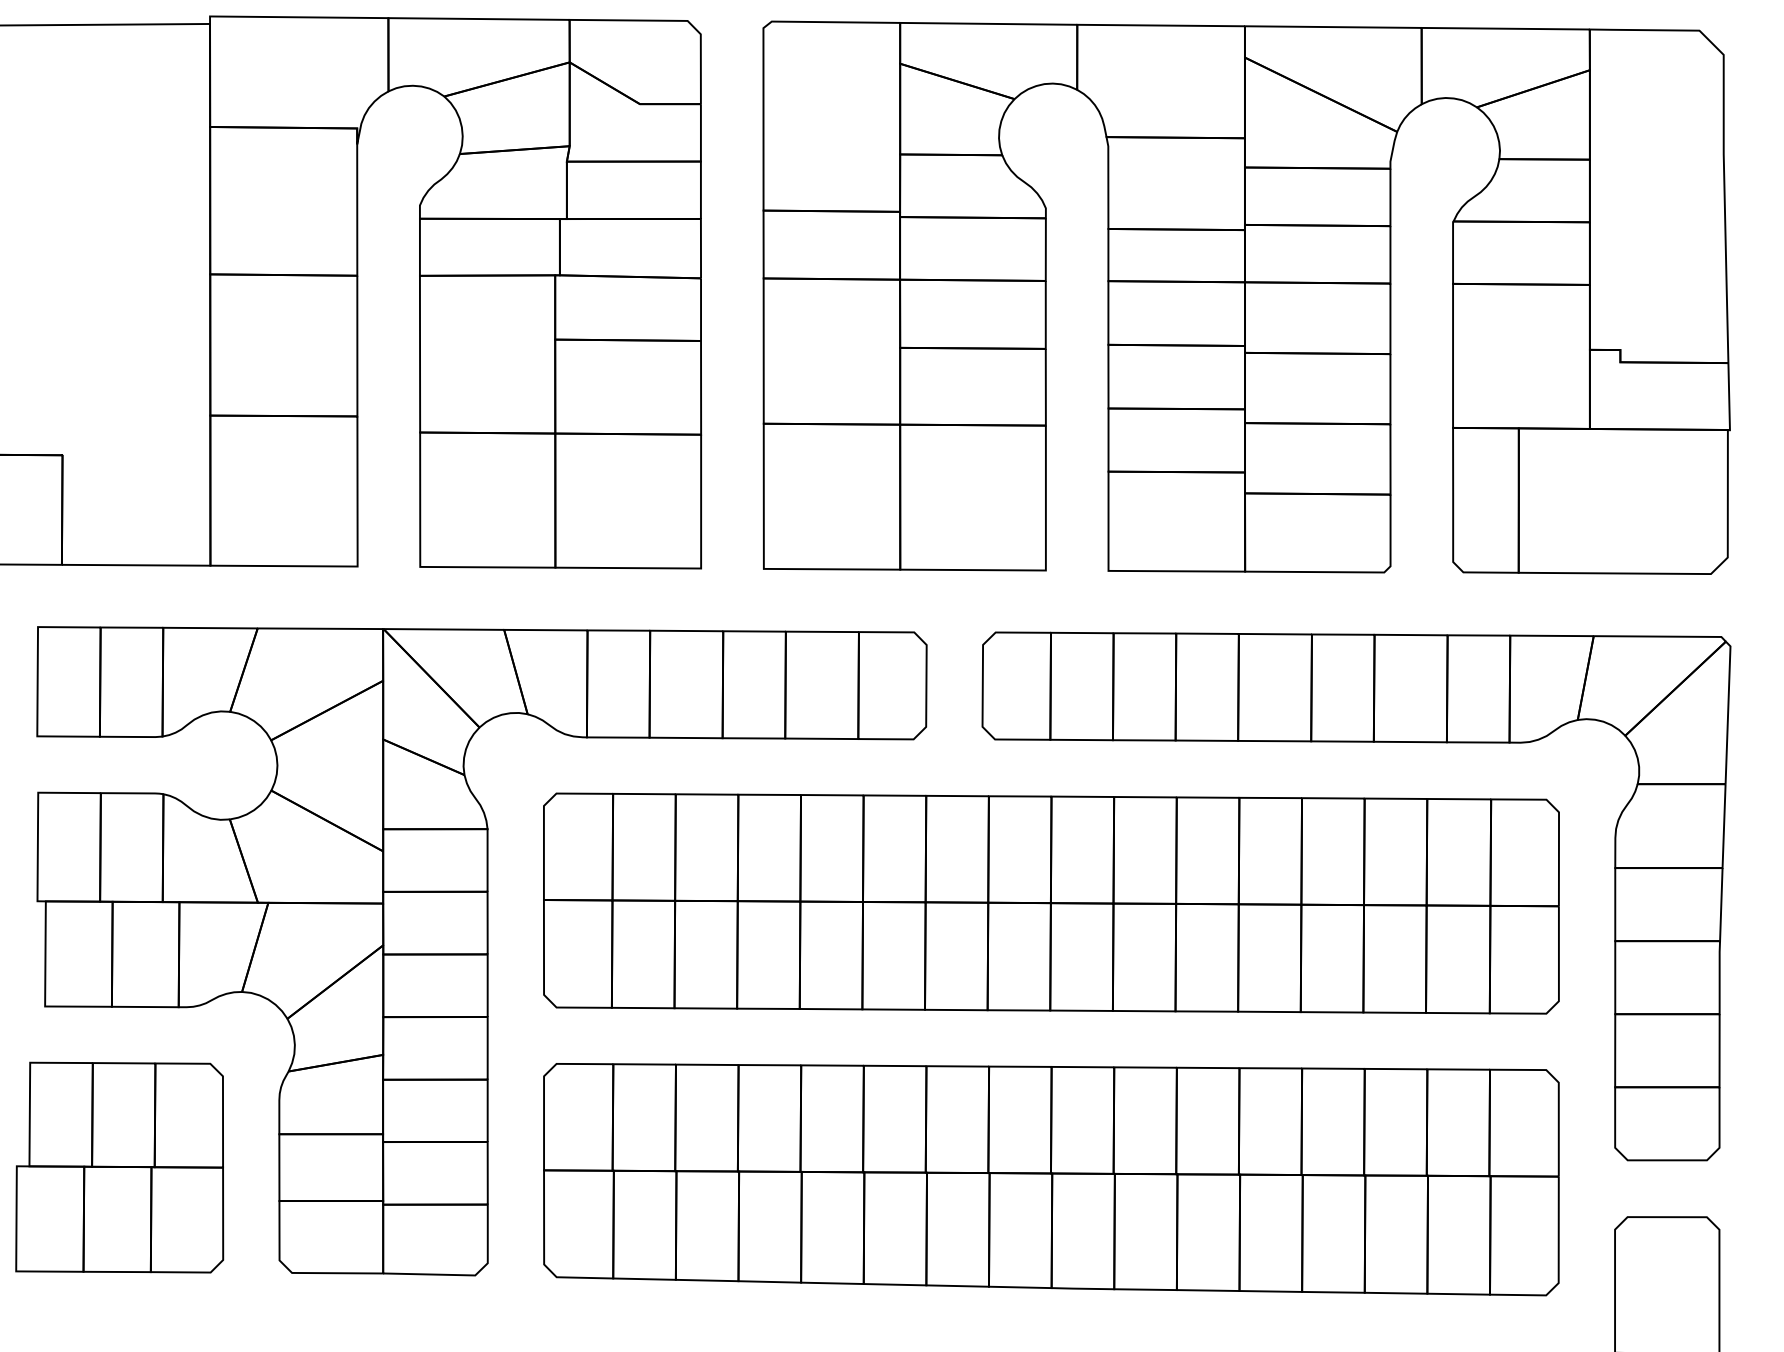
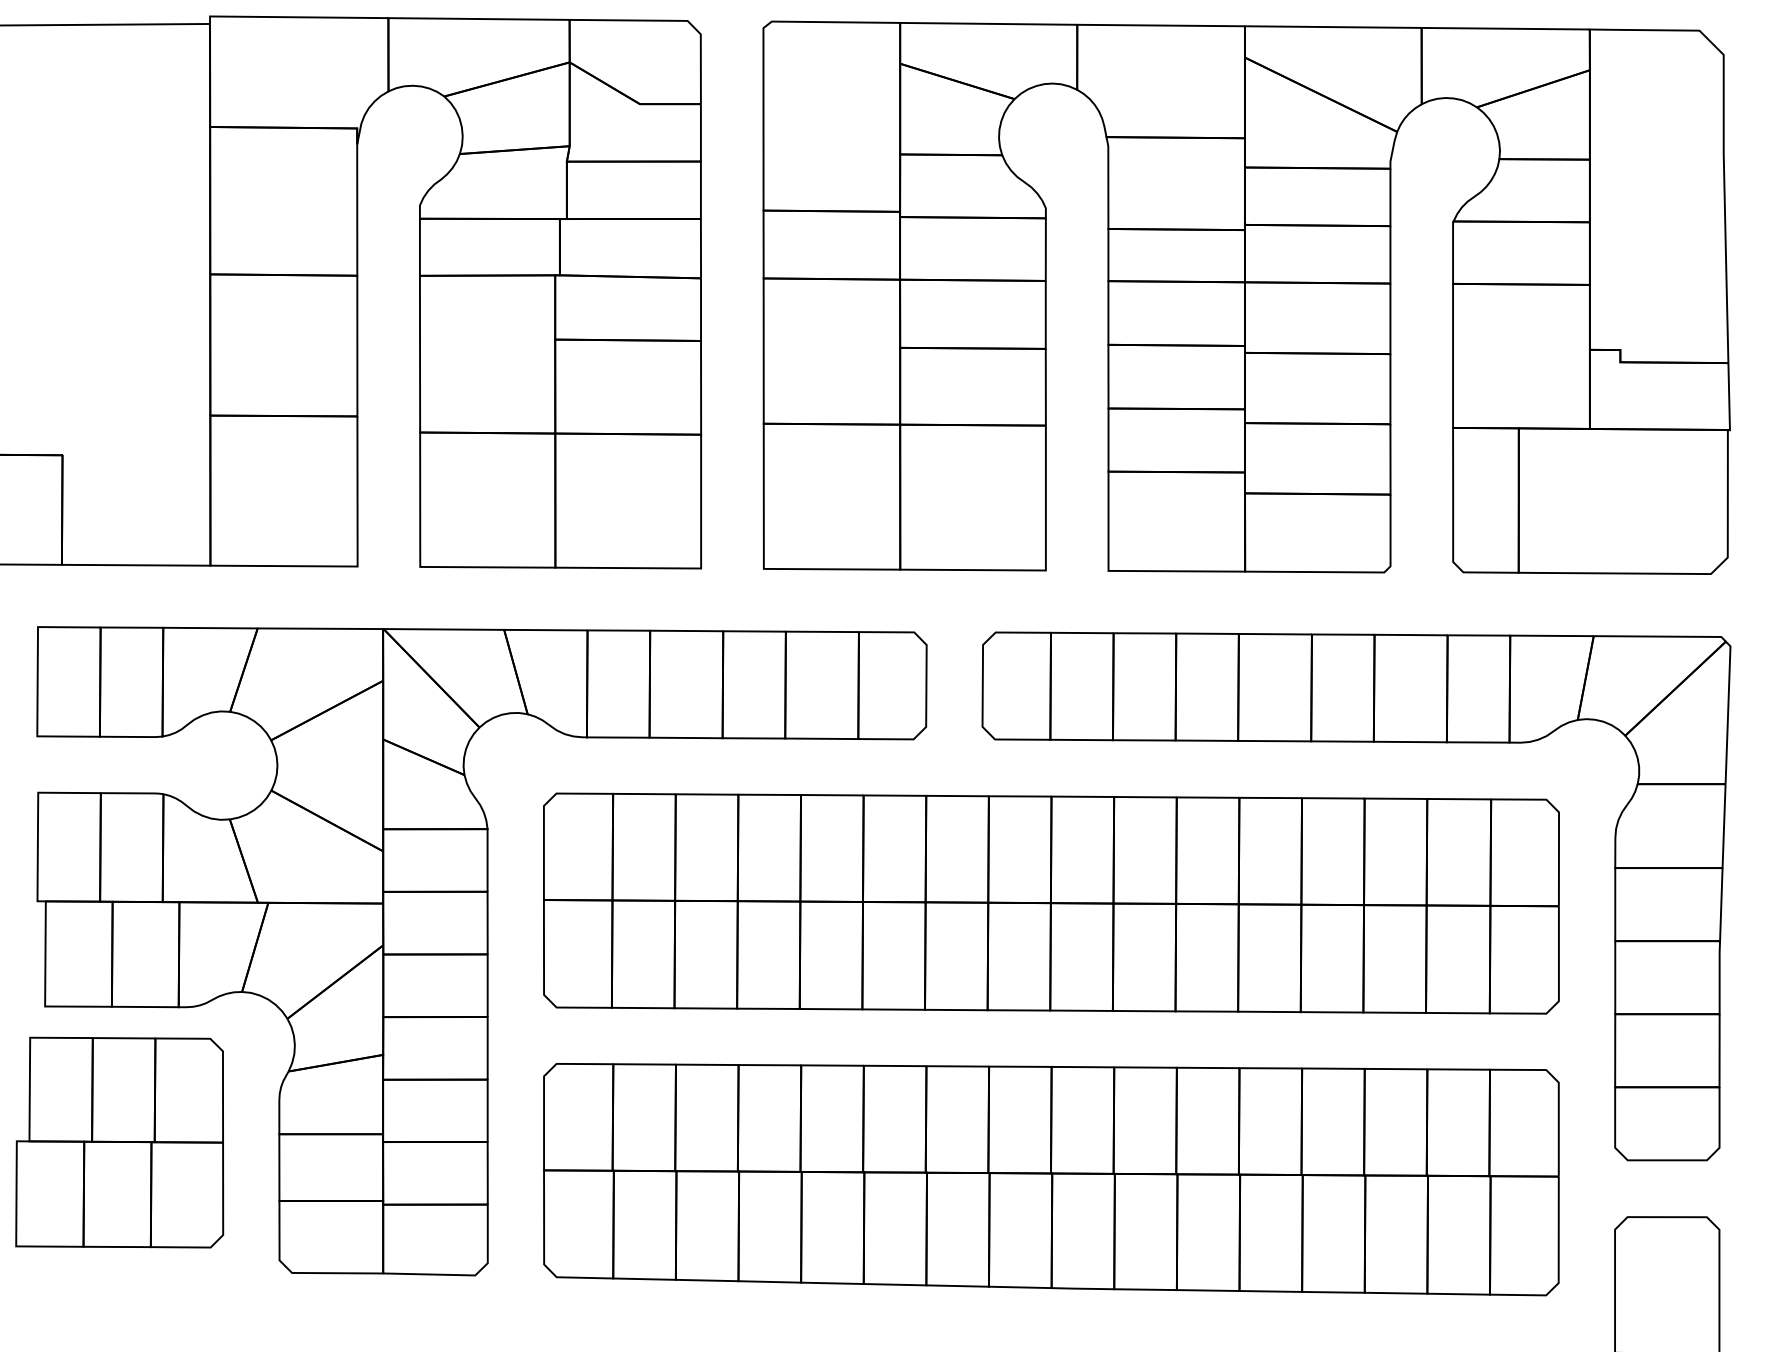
part position: (119, 1167) -> (119, 1142) (119, 1142)
